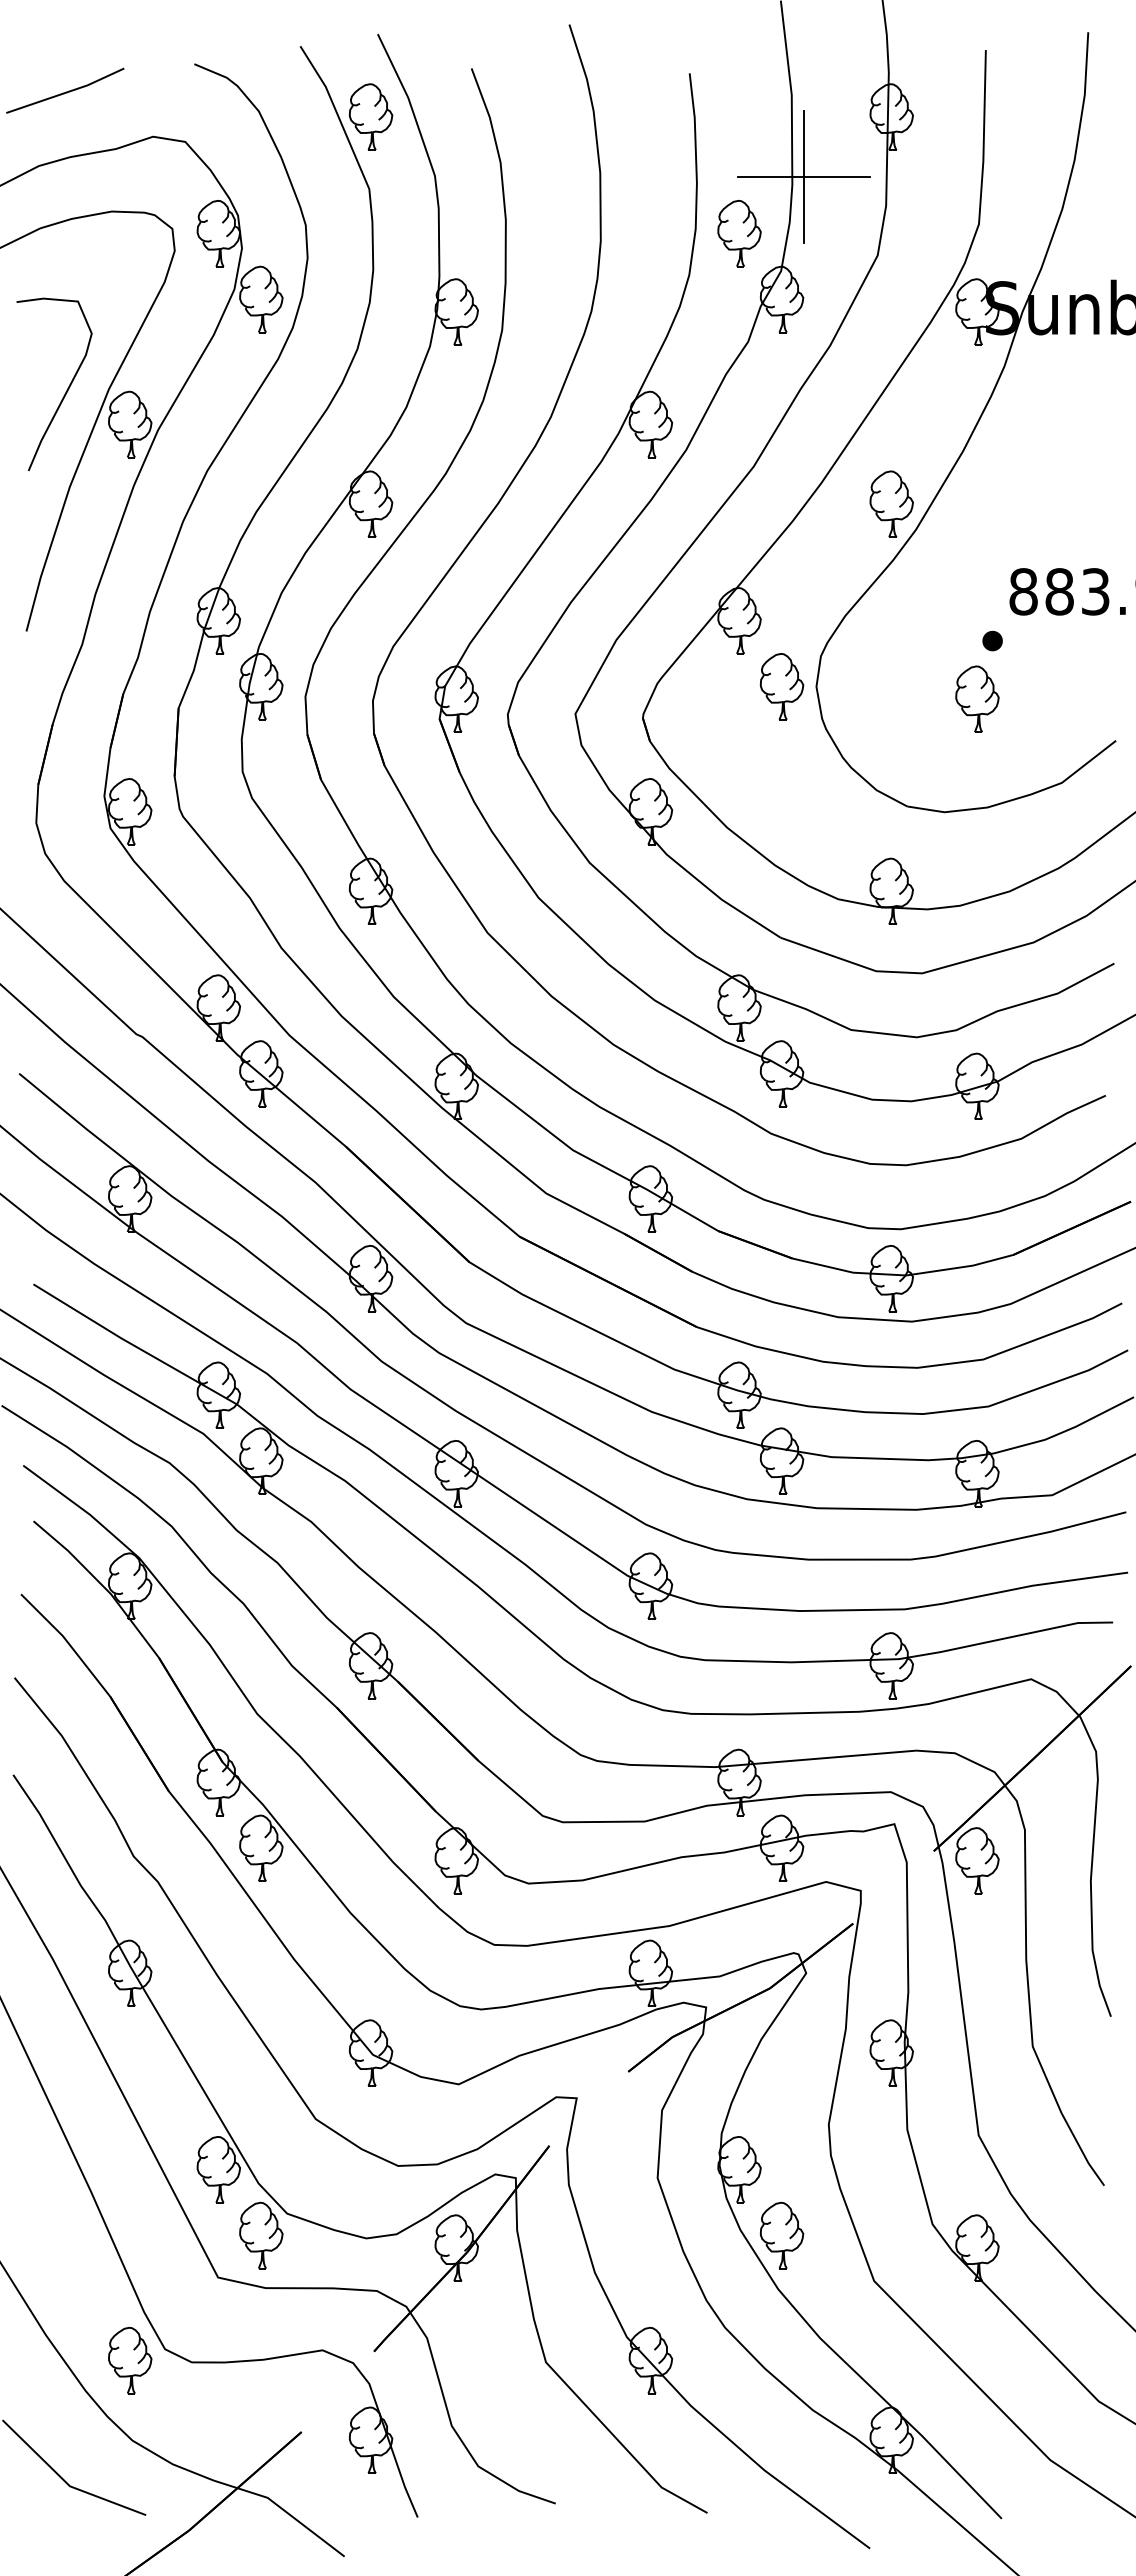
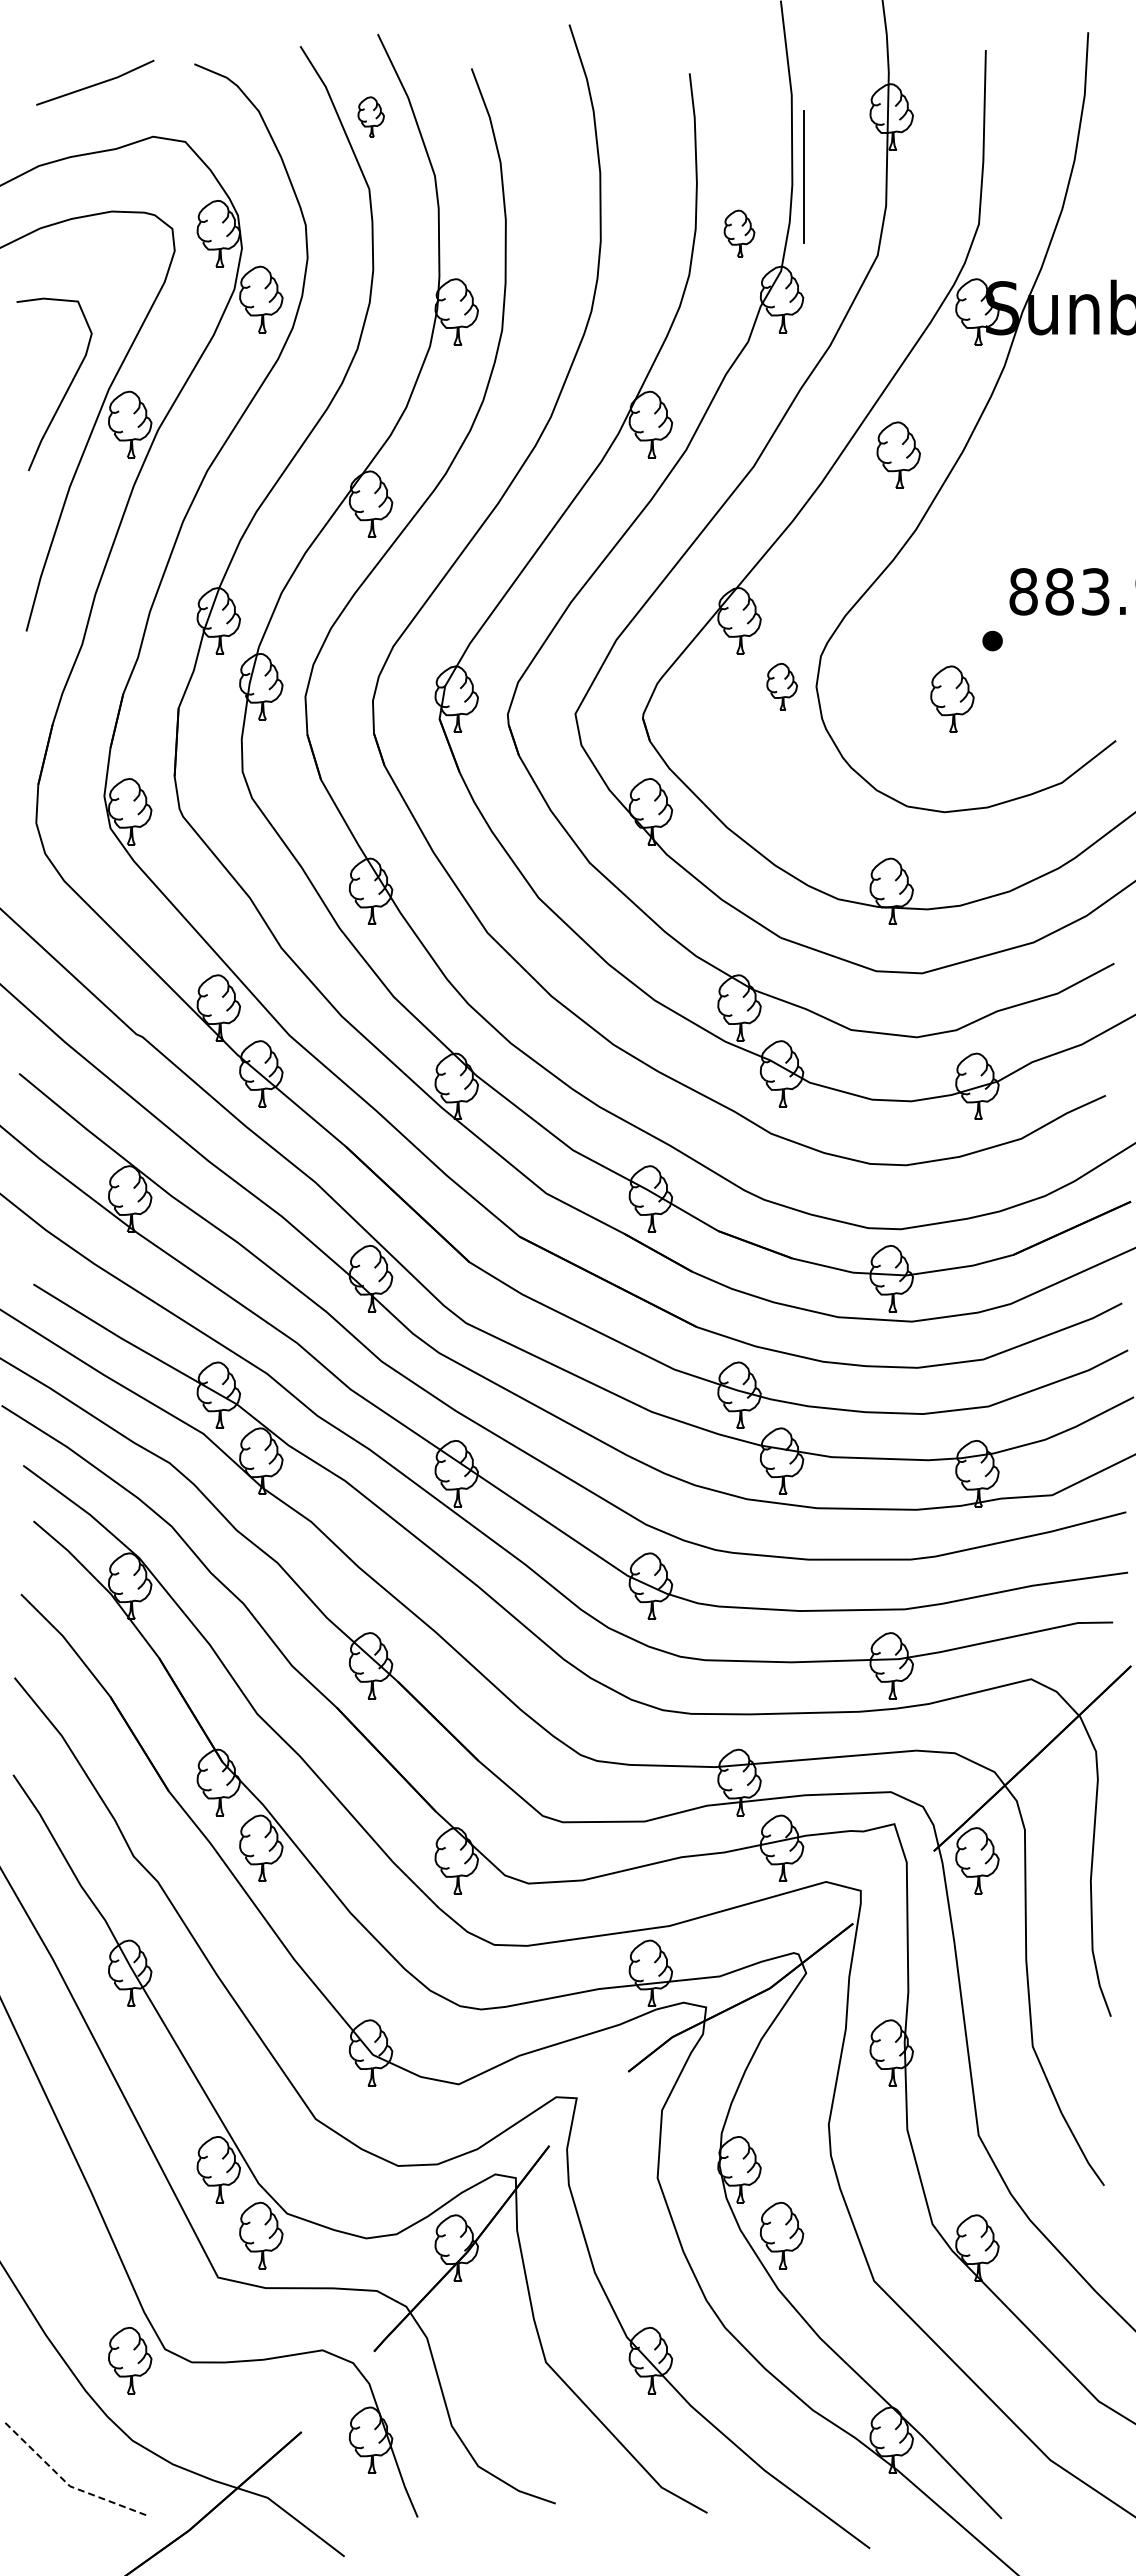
line position: (65, 91) -> (95, 83) (95, 83)
part size: 45x68 px -> 28x42 px (370, 116)
line: present -> none (803, 176)
part size: 45x69 px -> 33x49 px (739, 233)
part position: (891, 503) -> (898, 454) (898, 454)
part size: 45x68 px -> 32x48 px (781, 686)
part position: (977, 698) -> (952, 698) (952, 698)
line: solid -> dashed (65, 2482)
